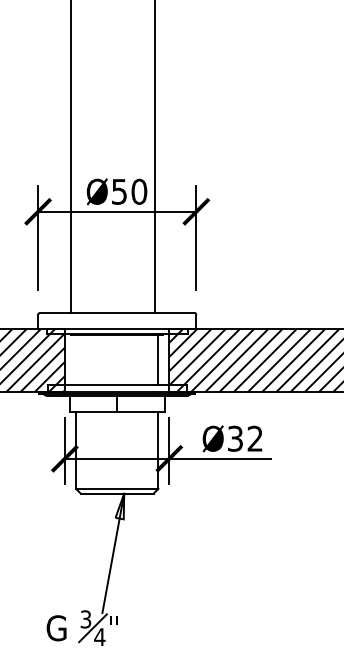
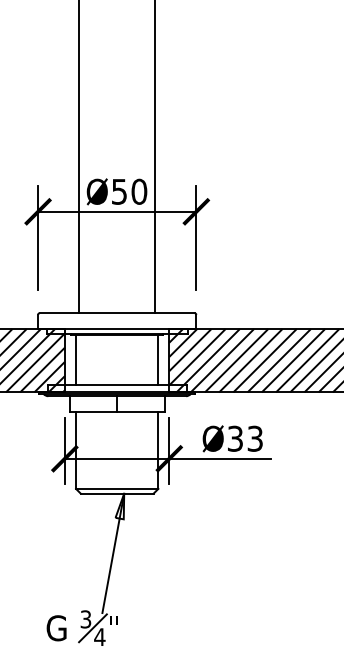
line position: (71, 157) -> (79, 157) (79, 157)
line: none -> present (76, 360)
text: Ø32 -> Ø33 (254, 438)
